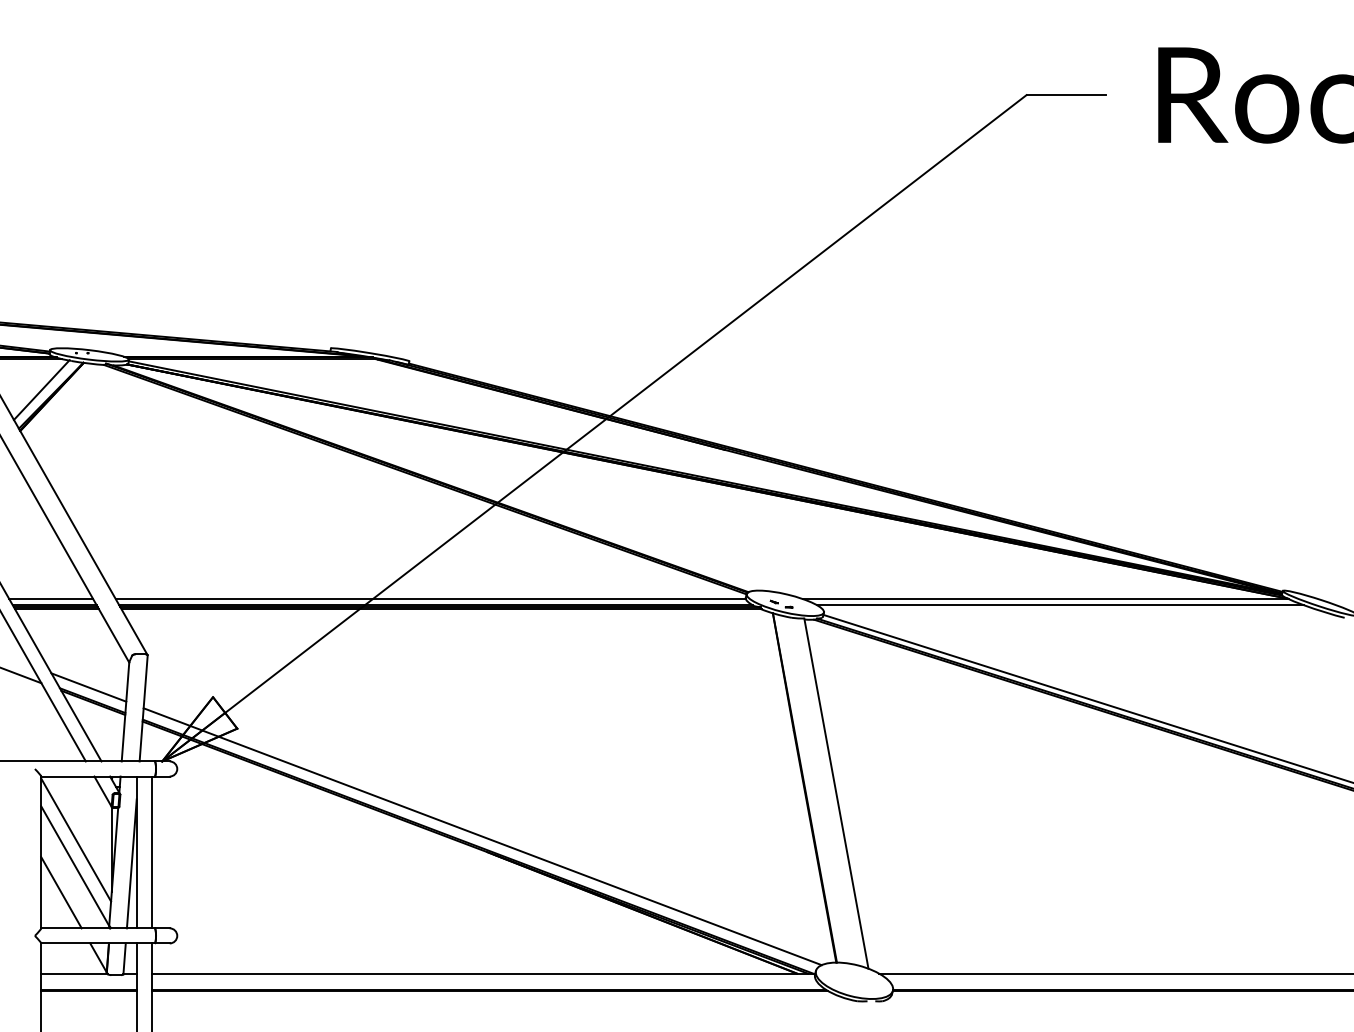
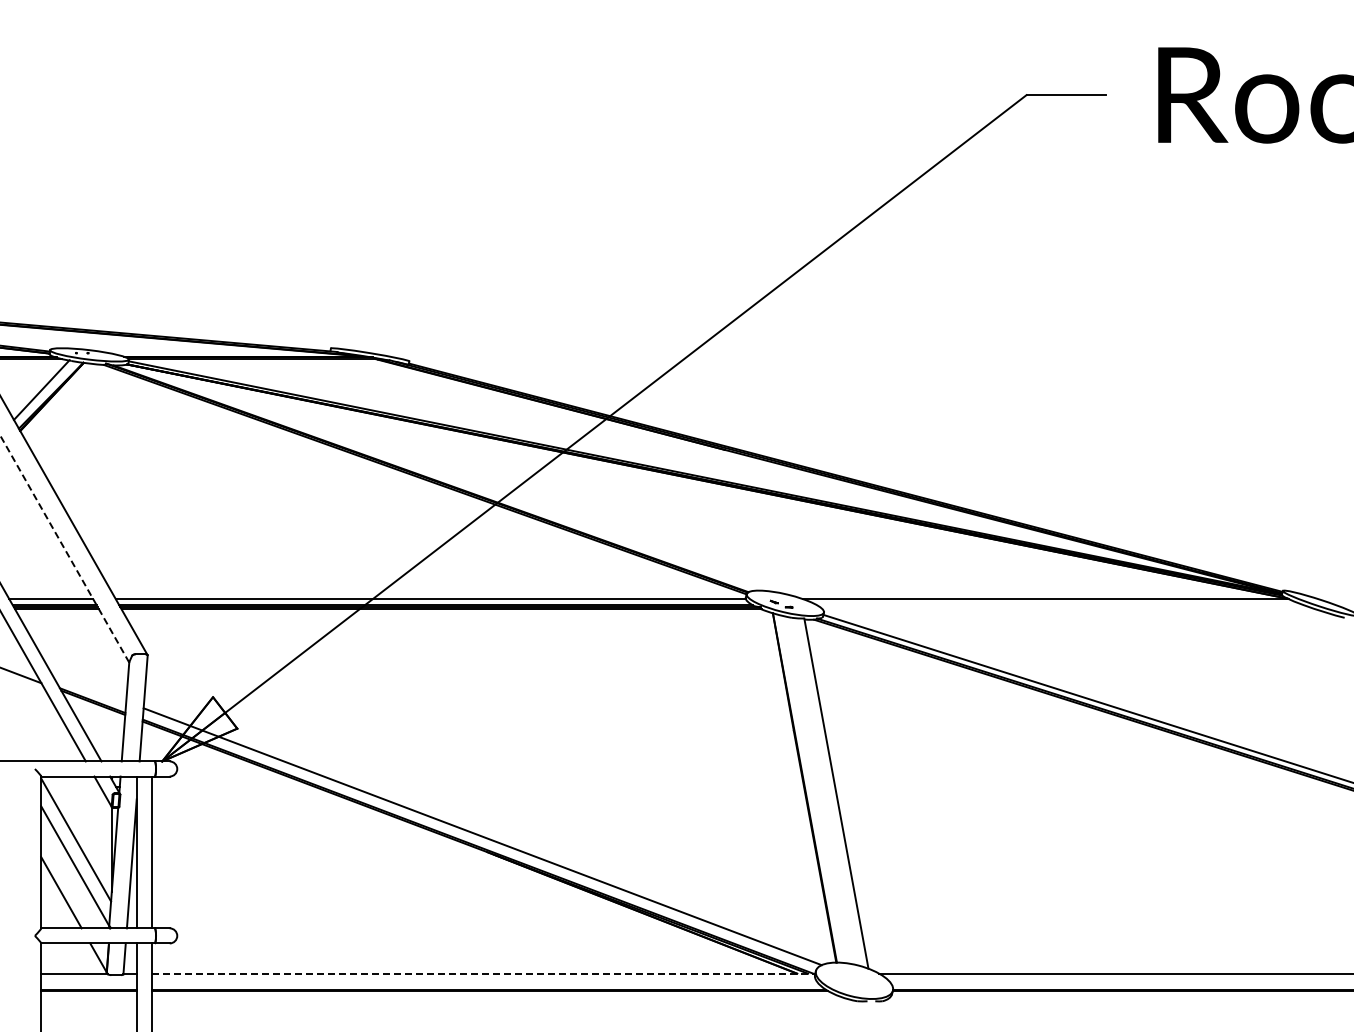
line: solid -> dashed (64, 548)
line: present -> none (1060, 605)
line: present -> none (88, 687)
line: solid -> dashed (483, 973)
